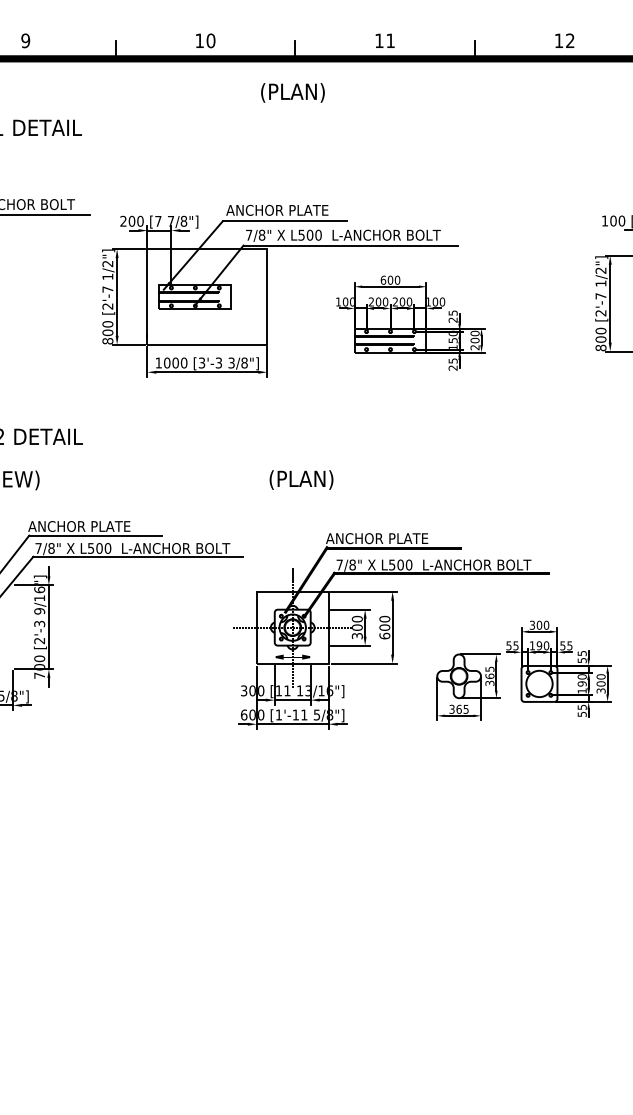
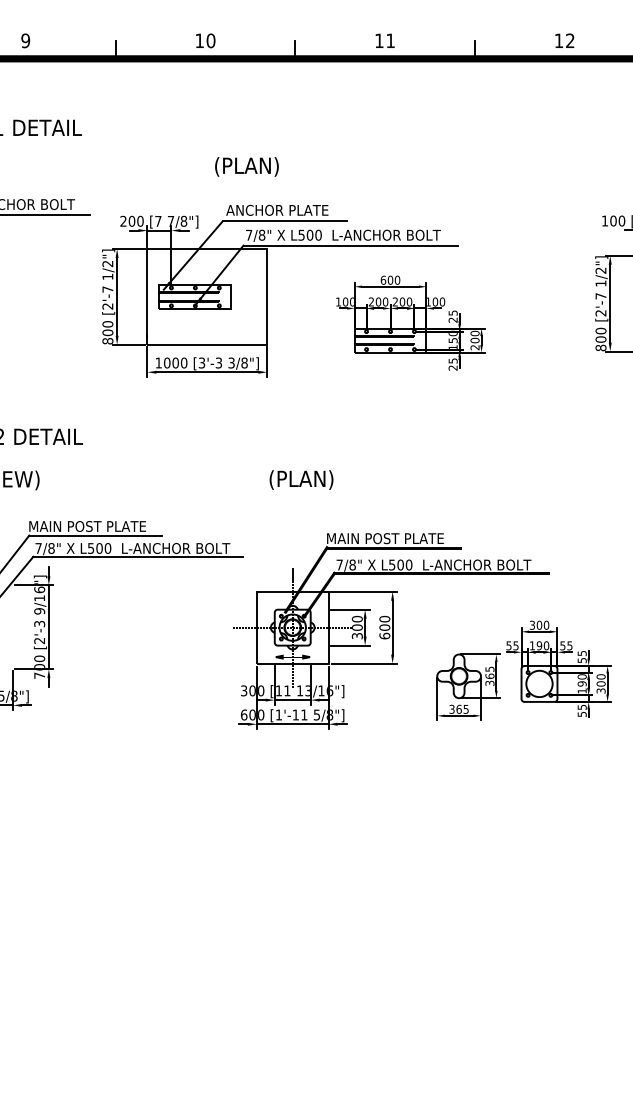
text position: (292, 92) -> (246, 166) (246, 166)
text: ANCHOR PLATE -> MAIN POST PLATE (87, 526)
text: ANCHOR PLATE -> MAIN POST PLATE (384, 538)
